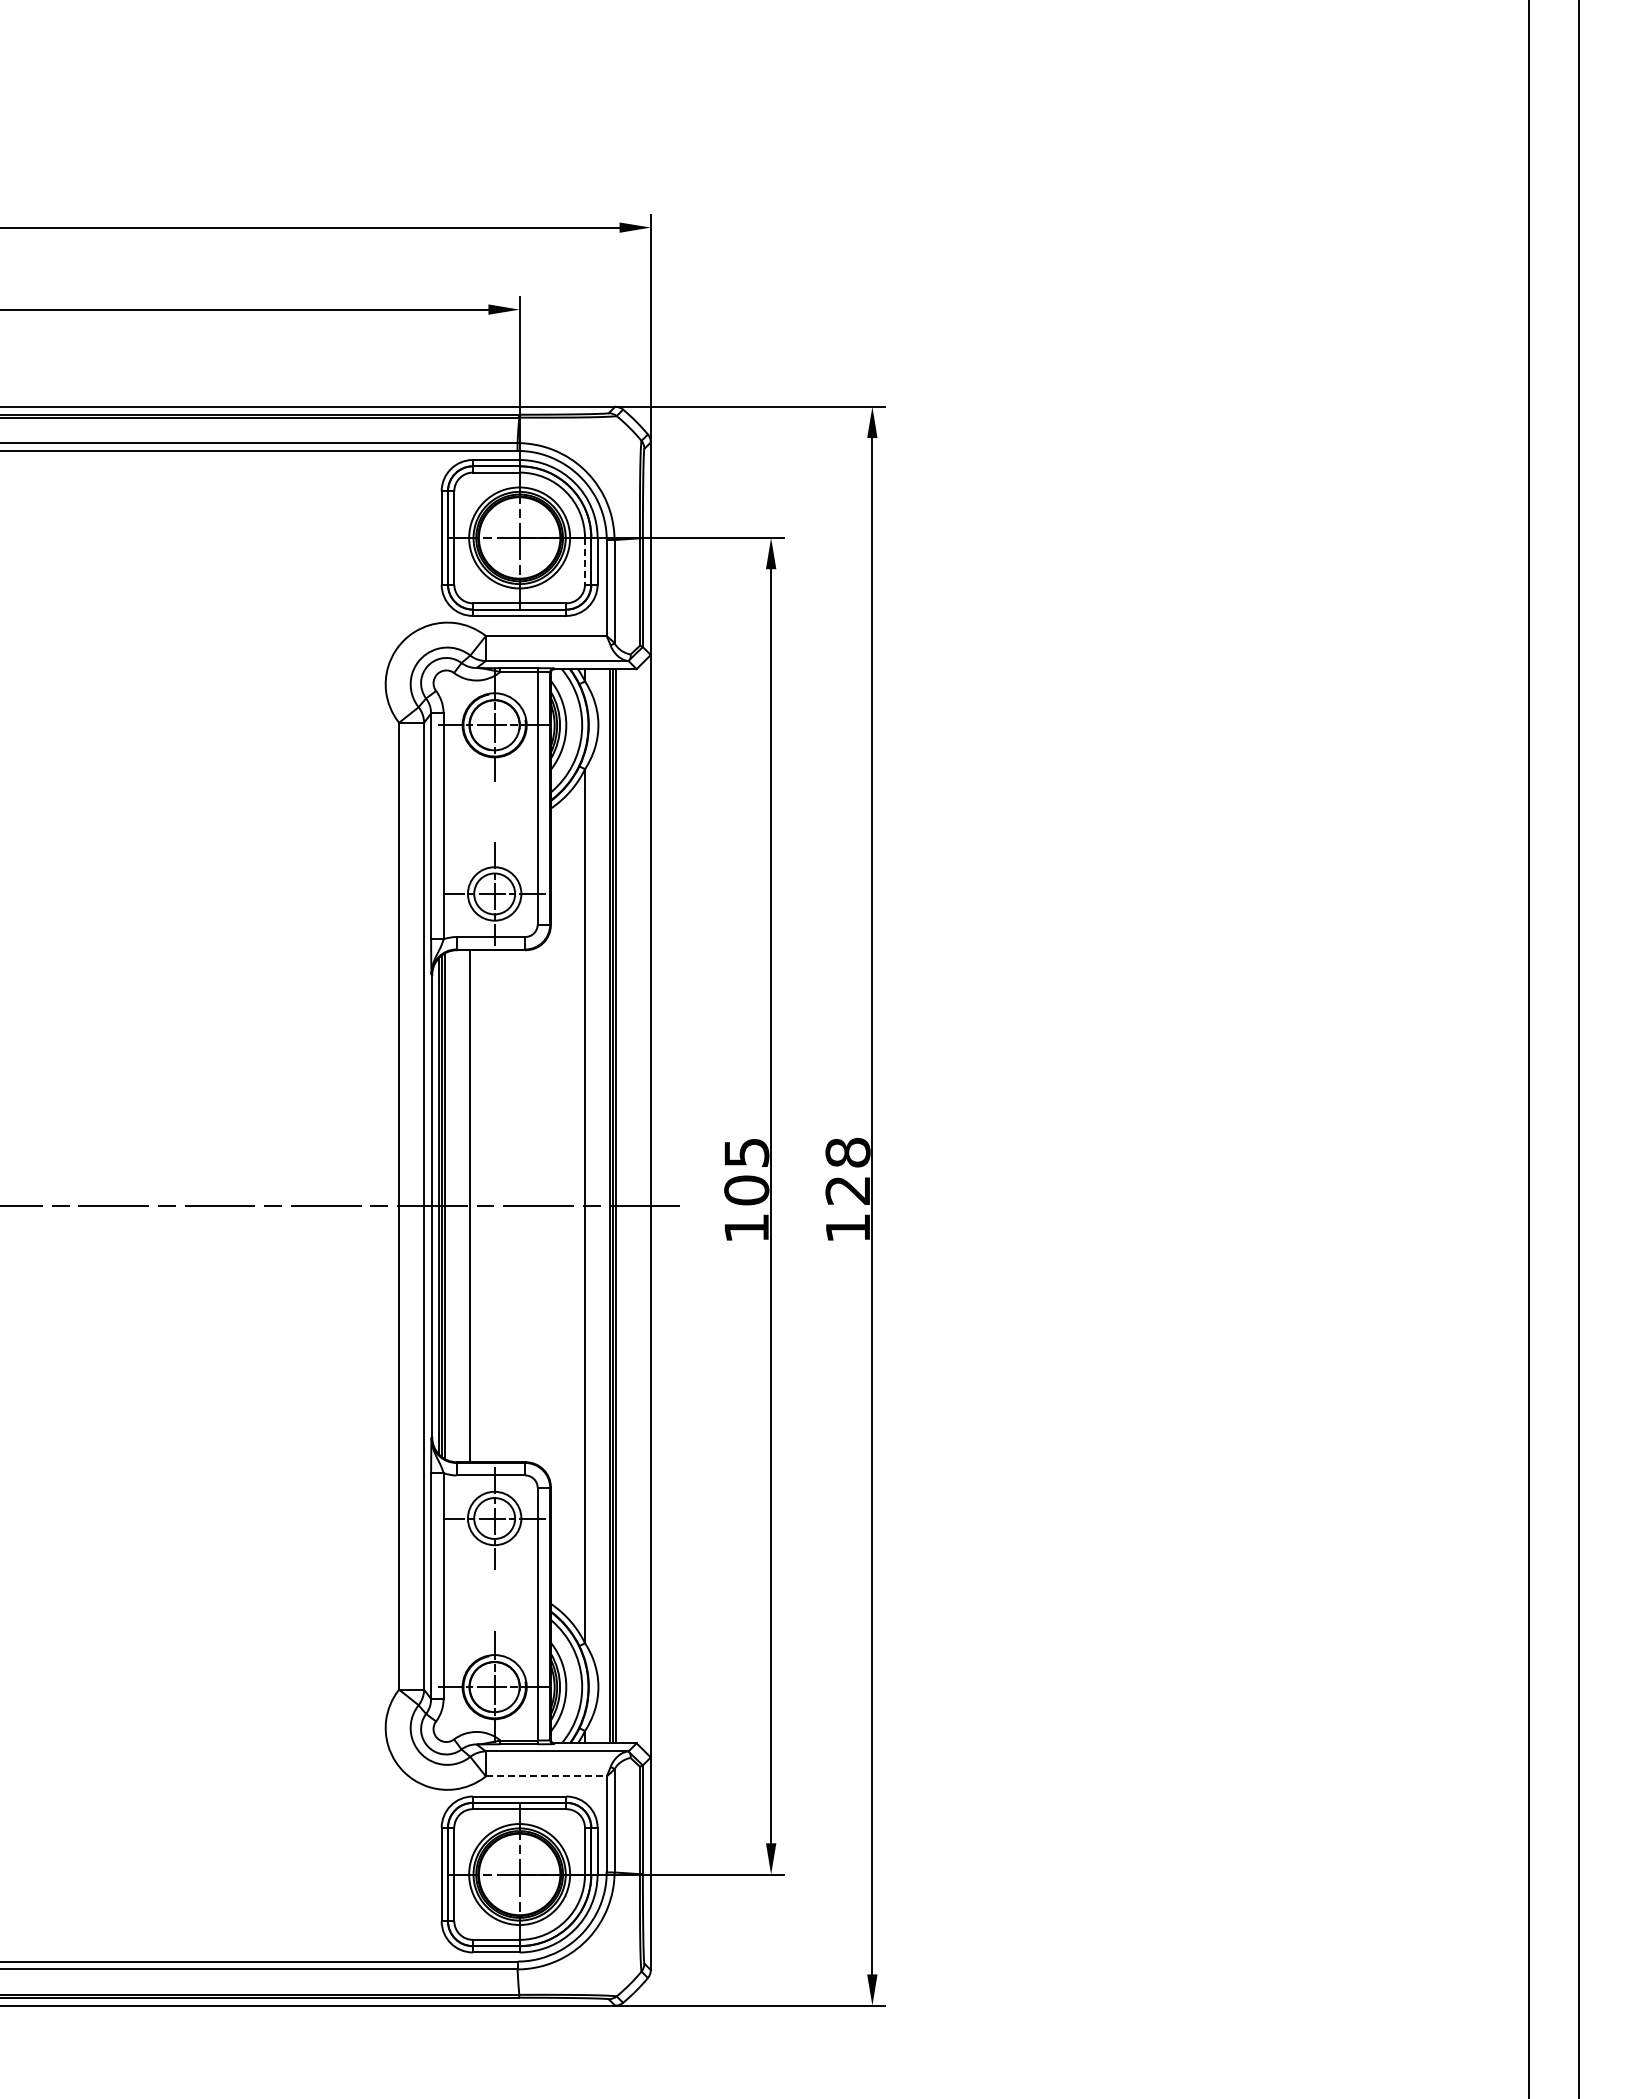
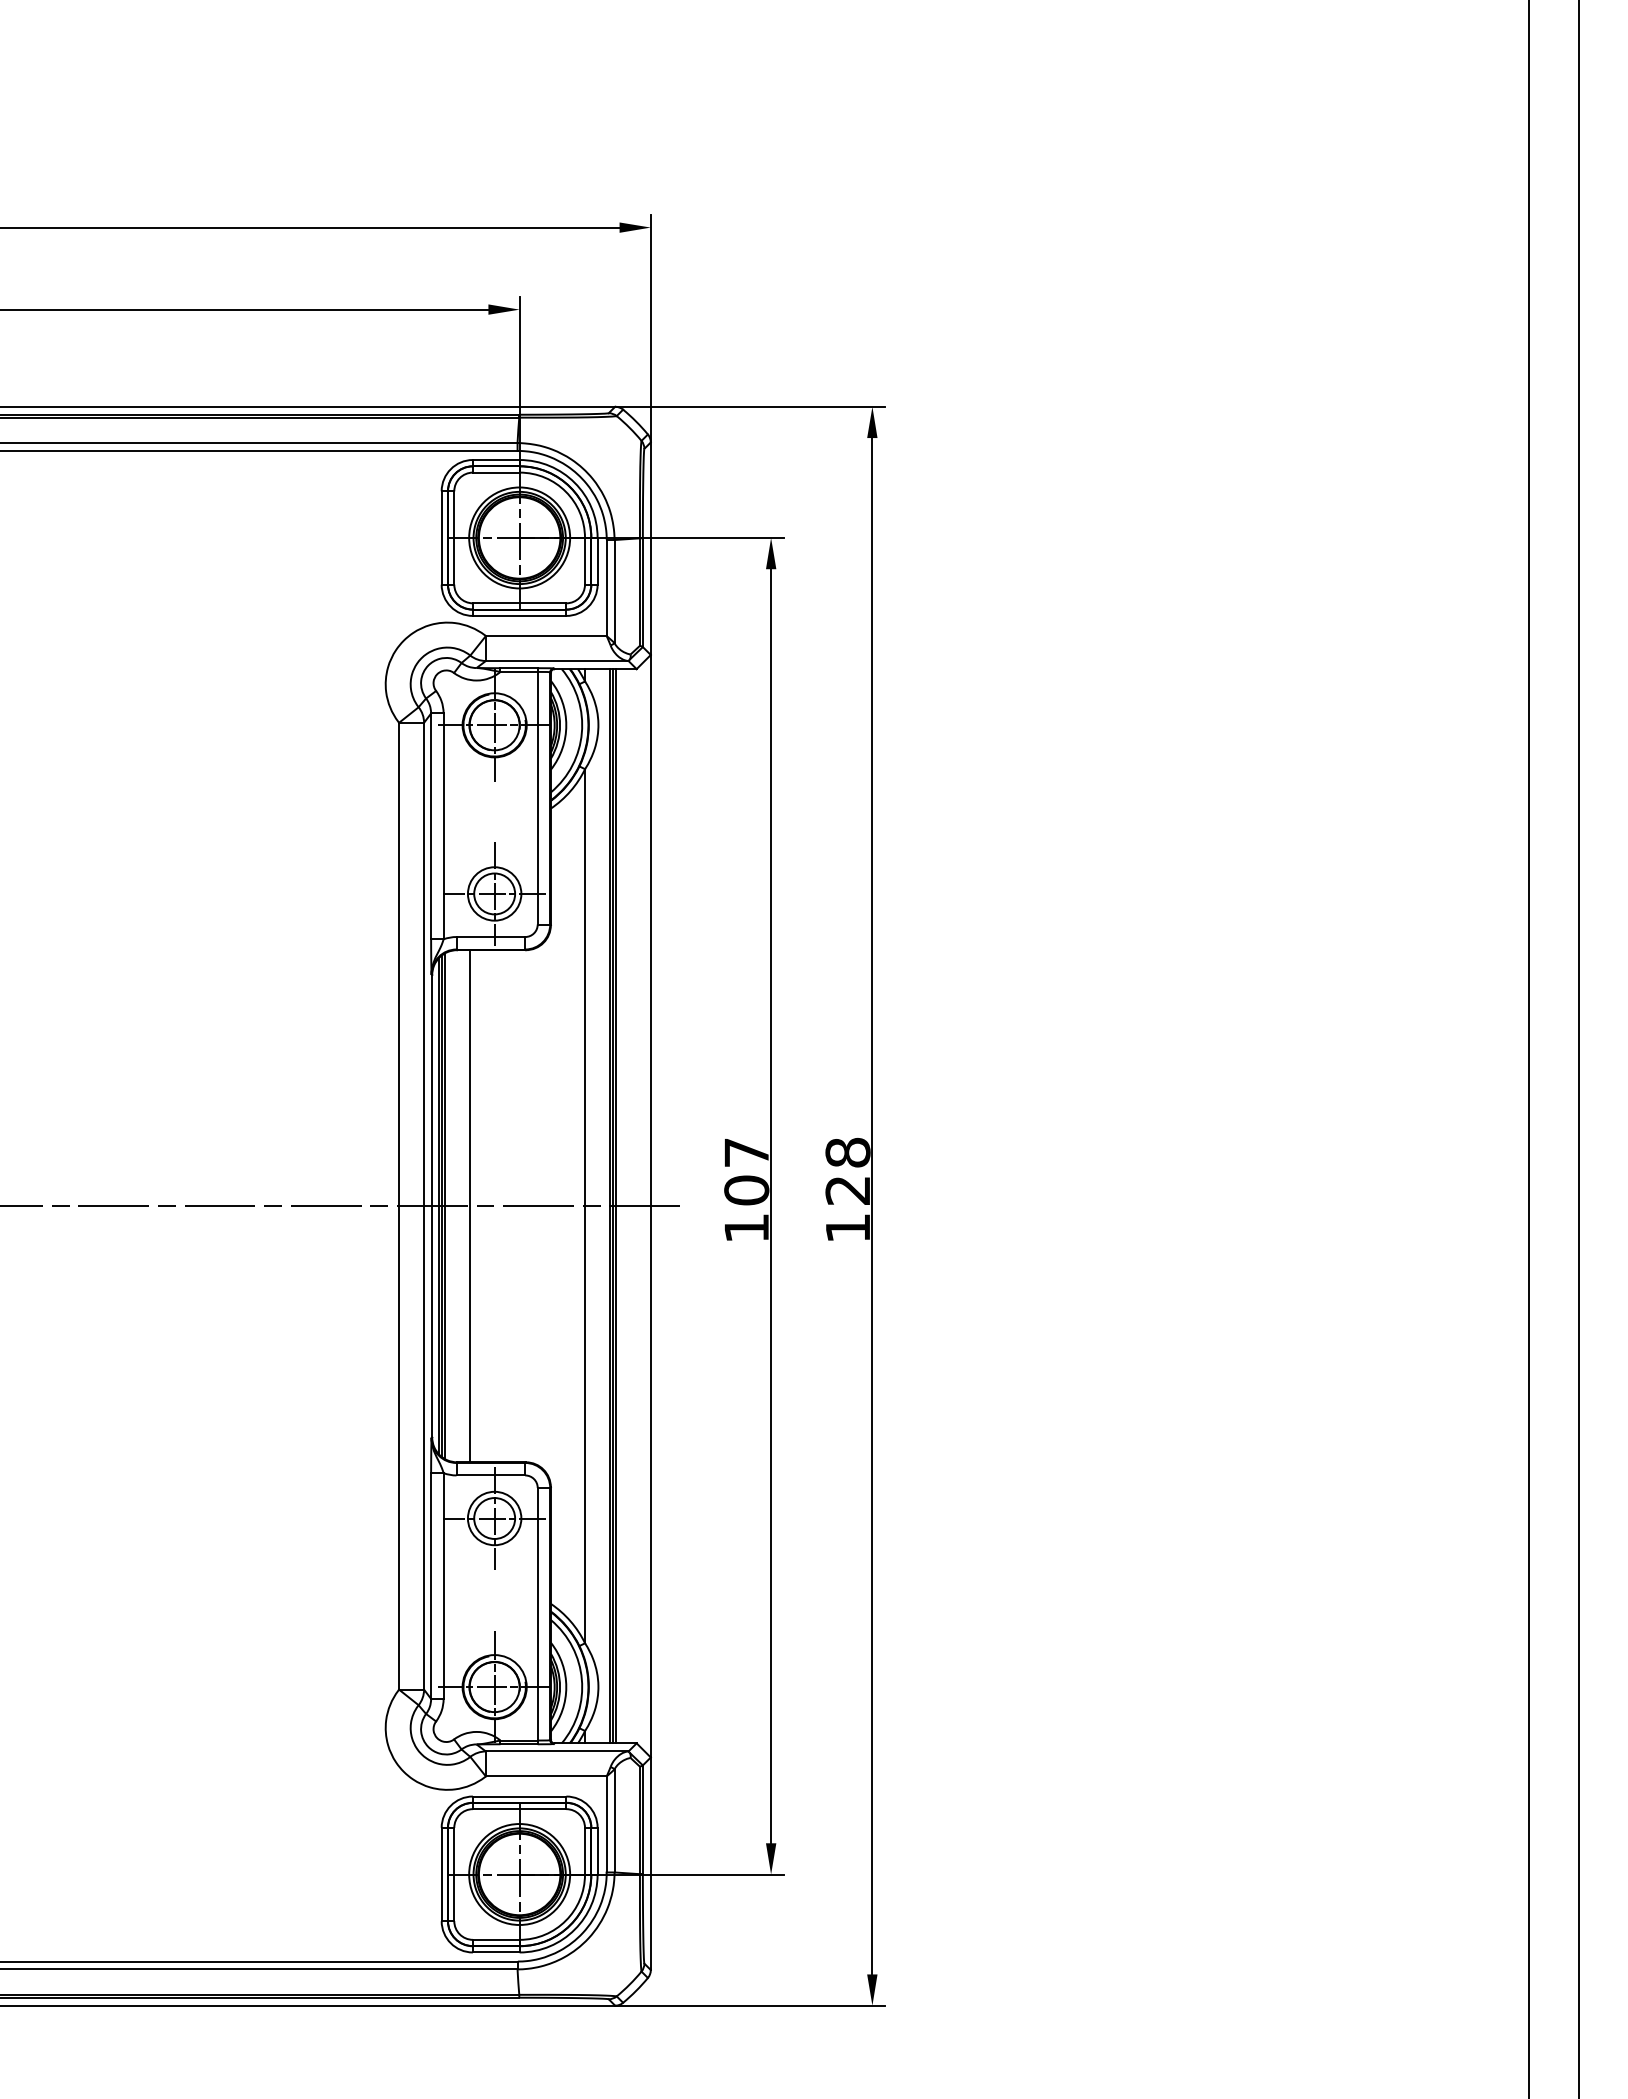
line: dashed -> solid (585, 561)
text: 105 -> 107 (746, 1152)
line: dashed -> solid (546, 1776)
